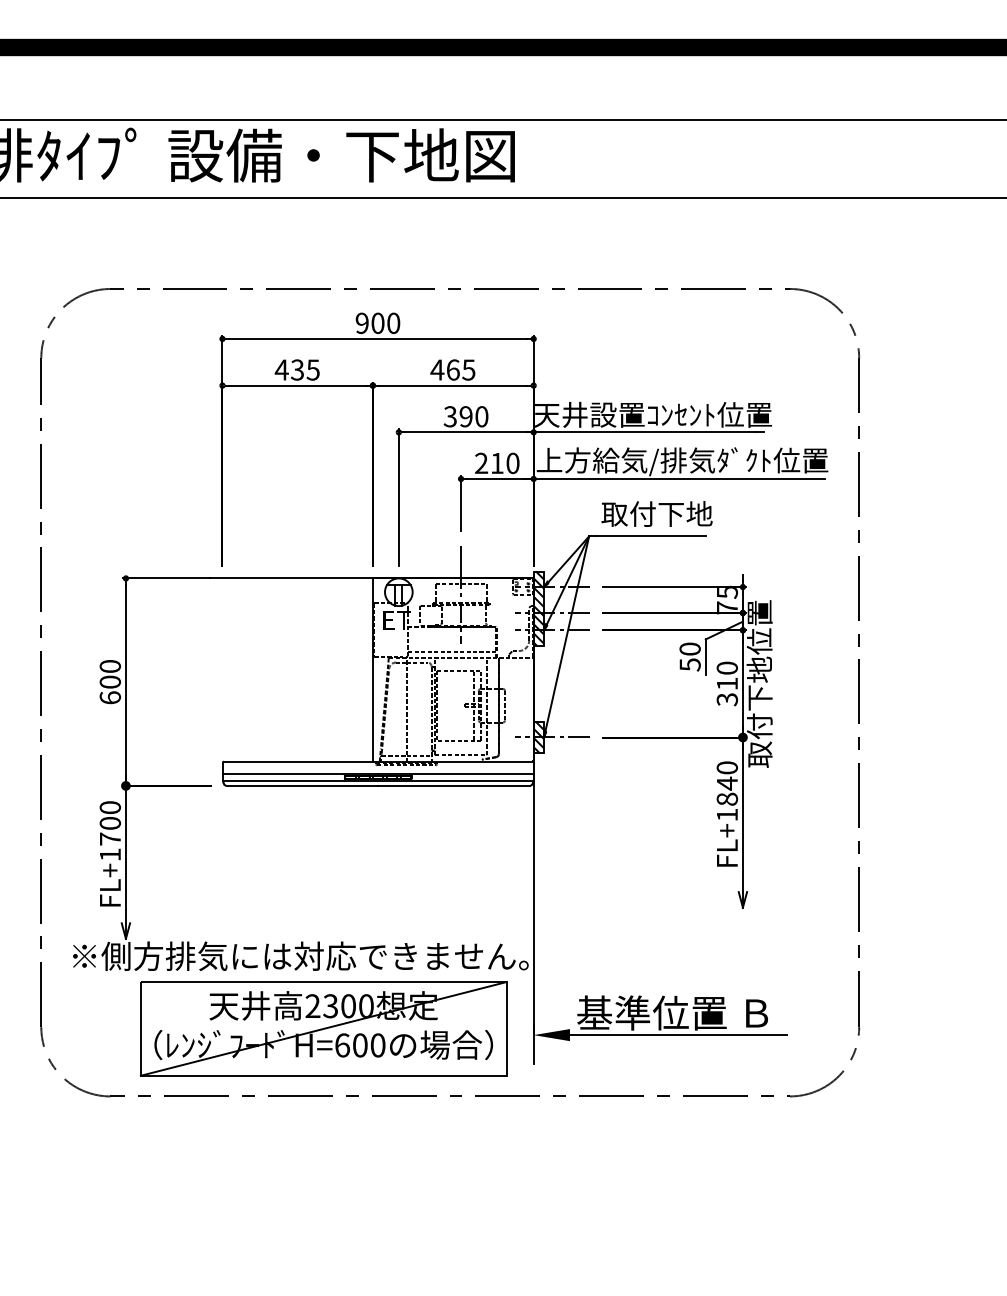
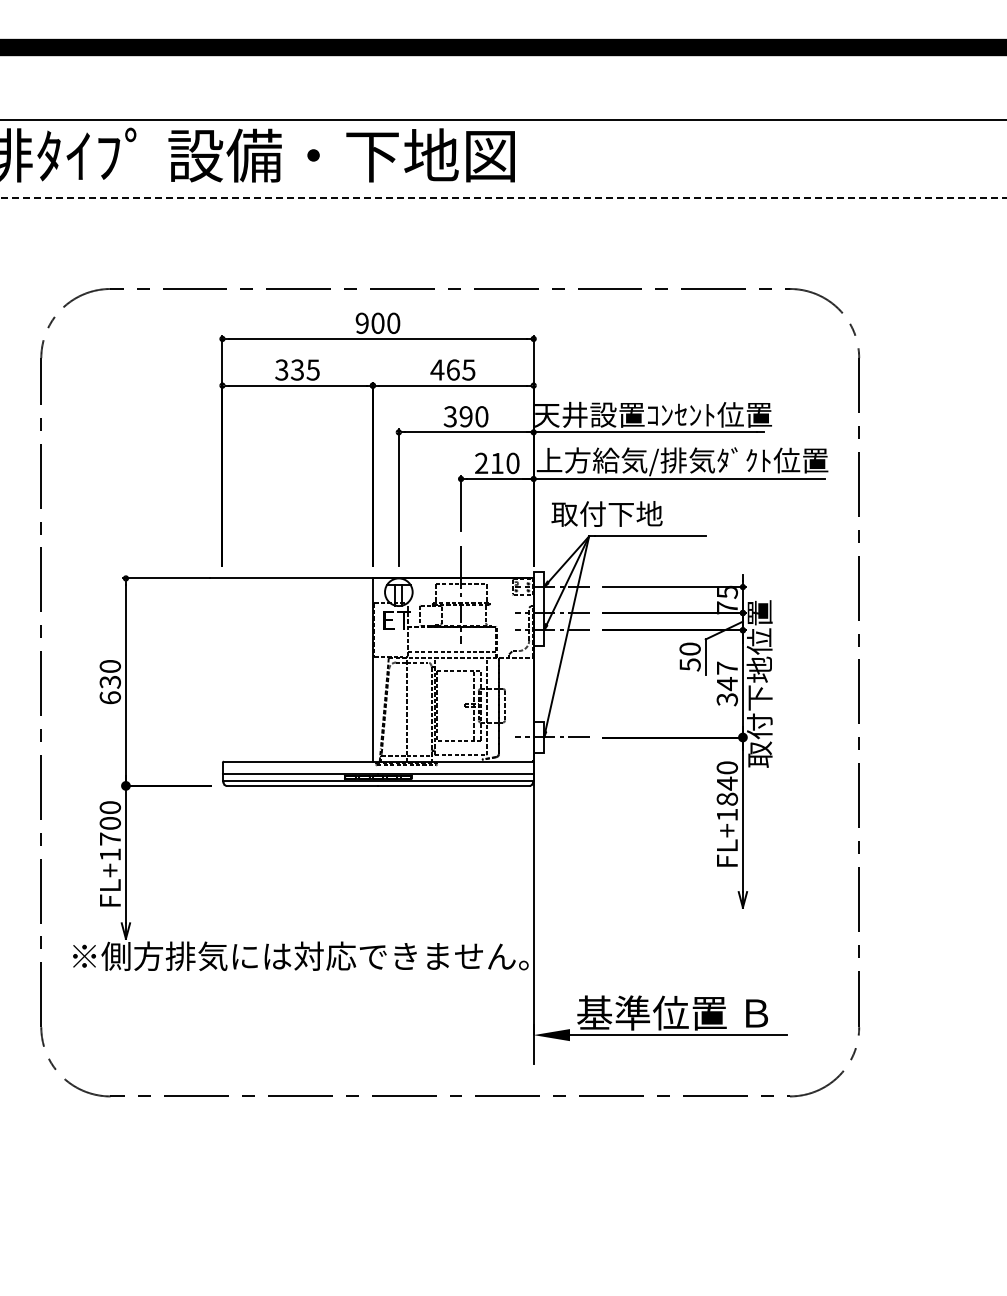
line: solid -> dashed (503, 198)
text: 435 -> 335 (281, 369)
text position: (656, 513) -> (606, 513) (606, 513)
hatch: present -> none (538, 608)
text: 310 -> 347 (726, 676)
text: 600 -> 630 (109, 681)
hatch: present -> none (538, 737)
part: present -> none (323, 1028)
